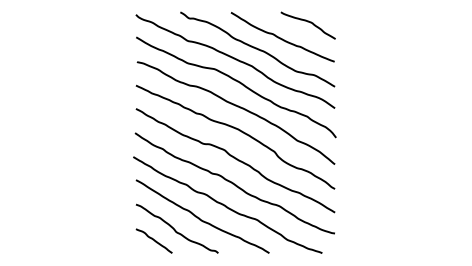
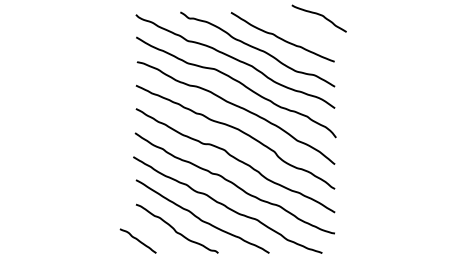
curve position: (307, 22) -> (318, 15) (318, 15)
curve position: (153, 240) -> (137, 240) (137, 240)
